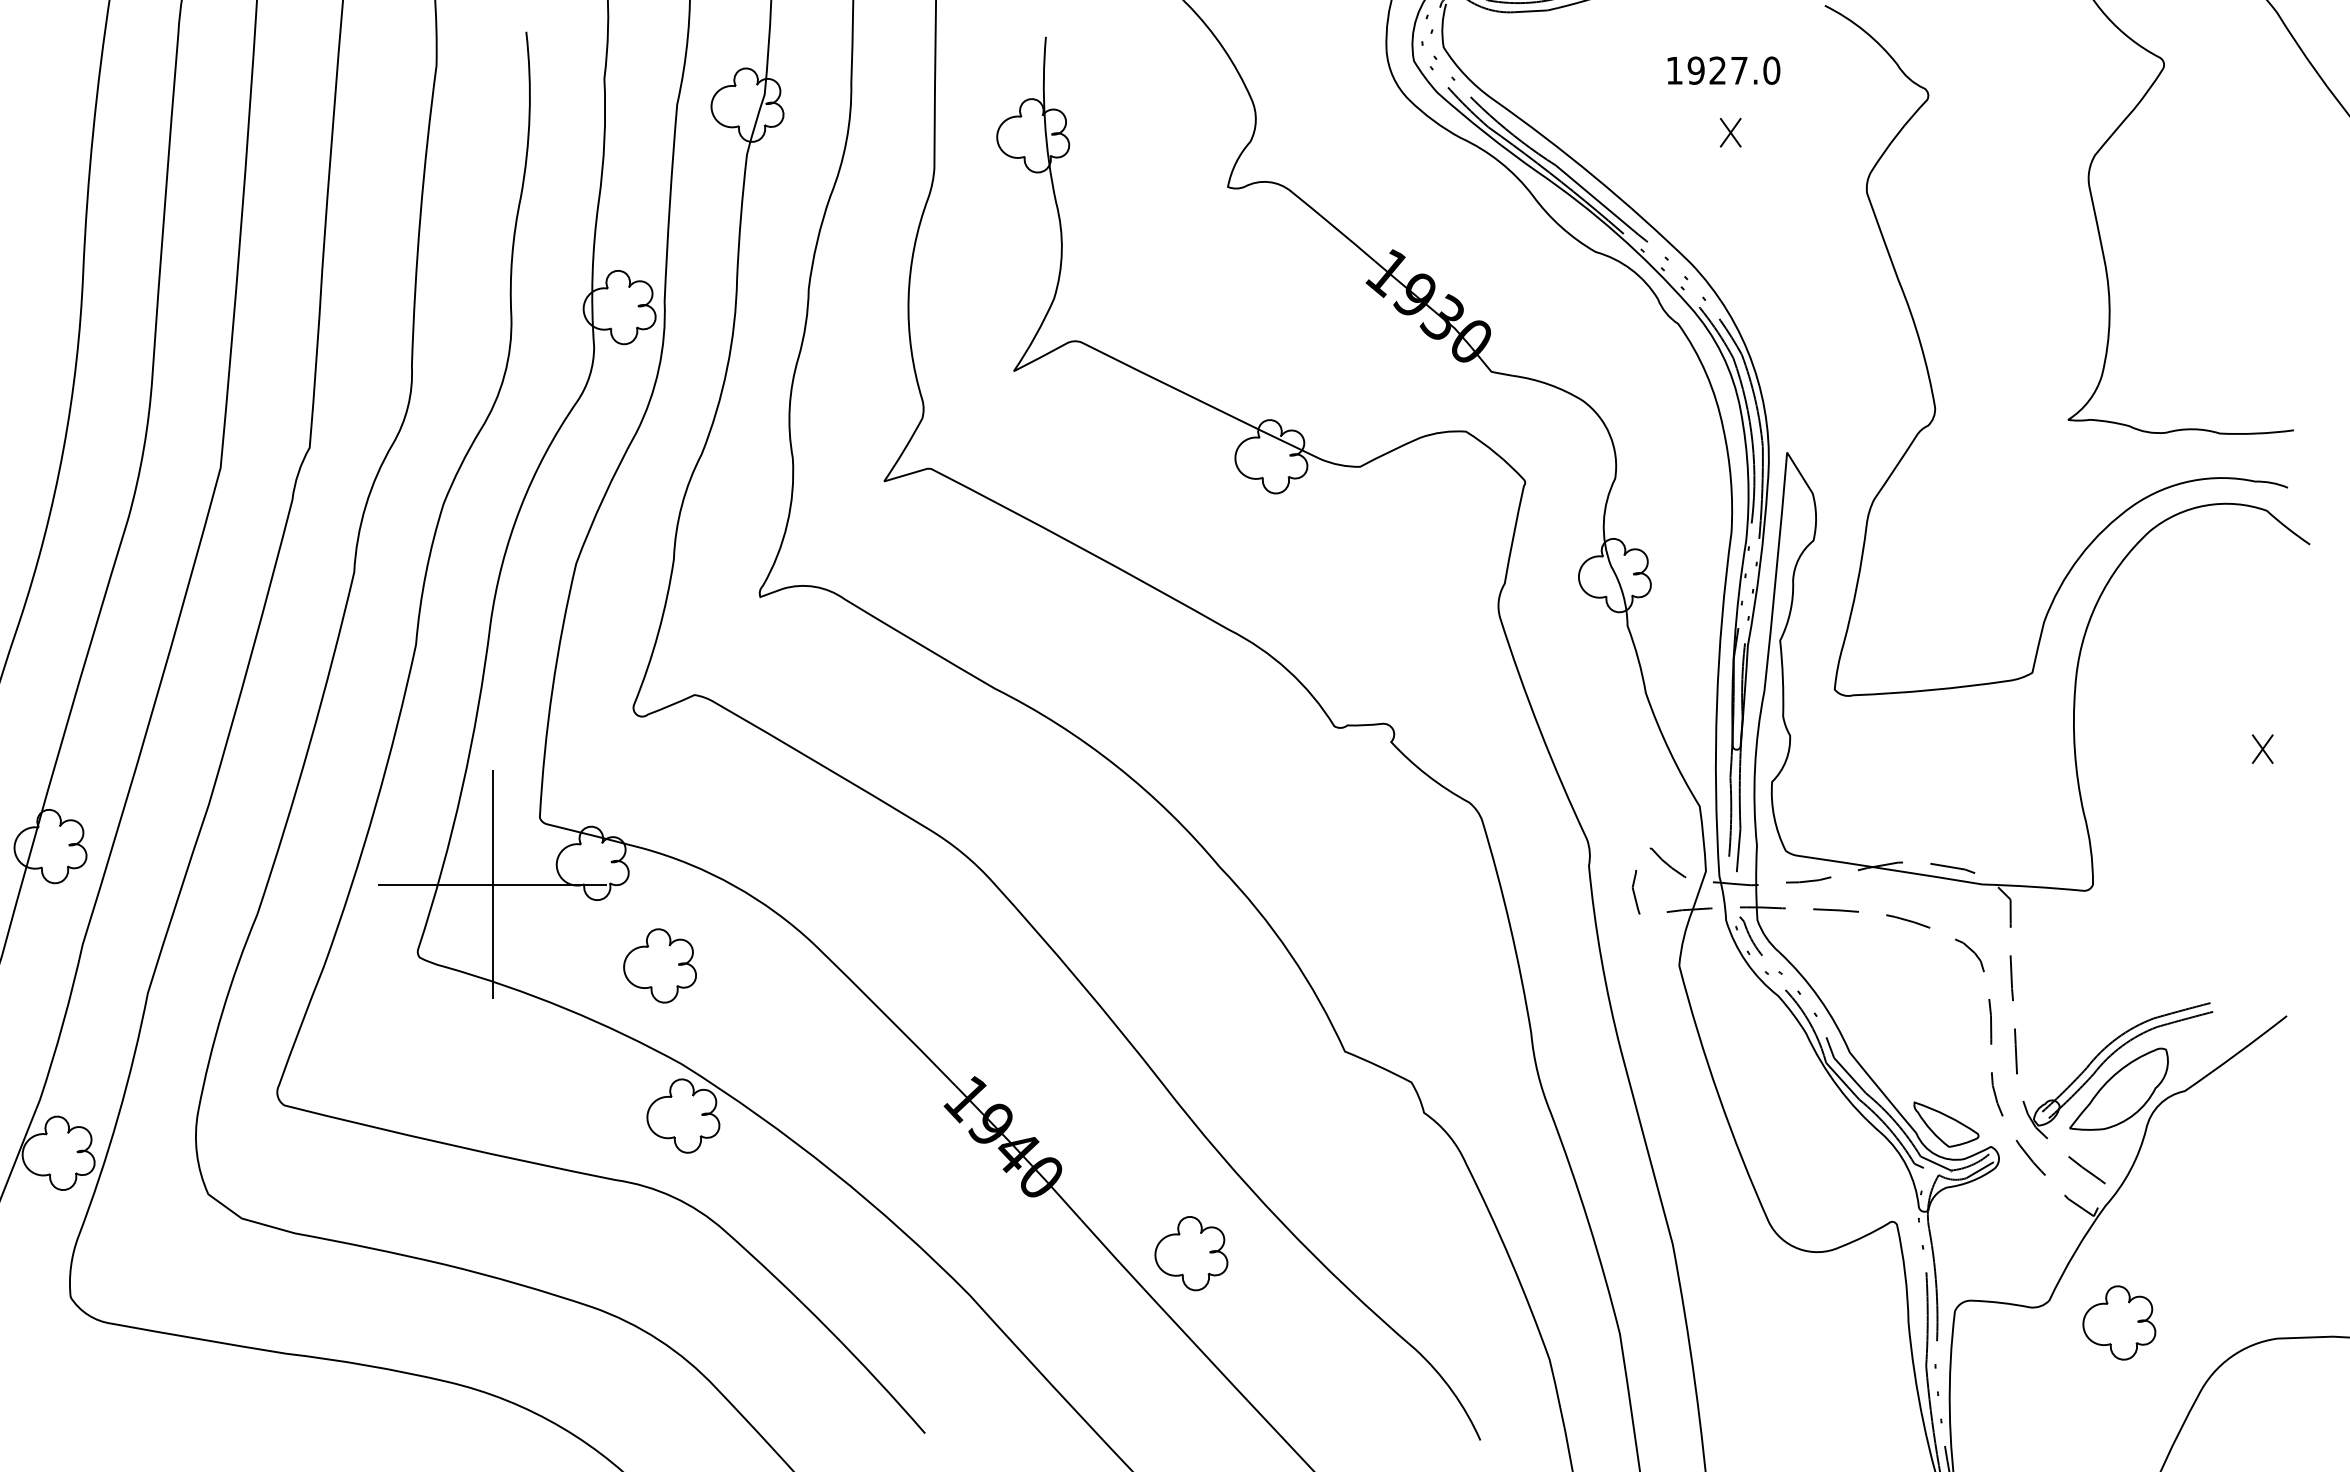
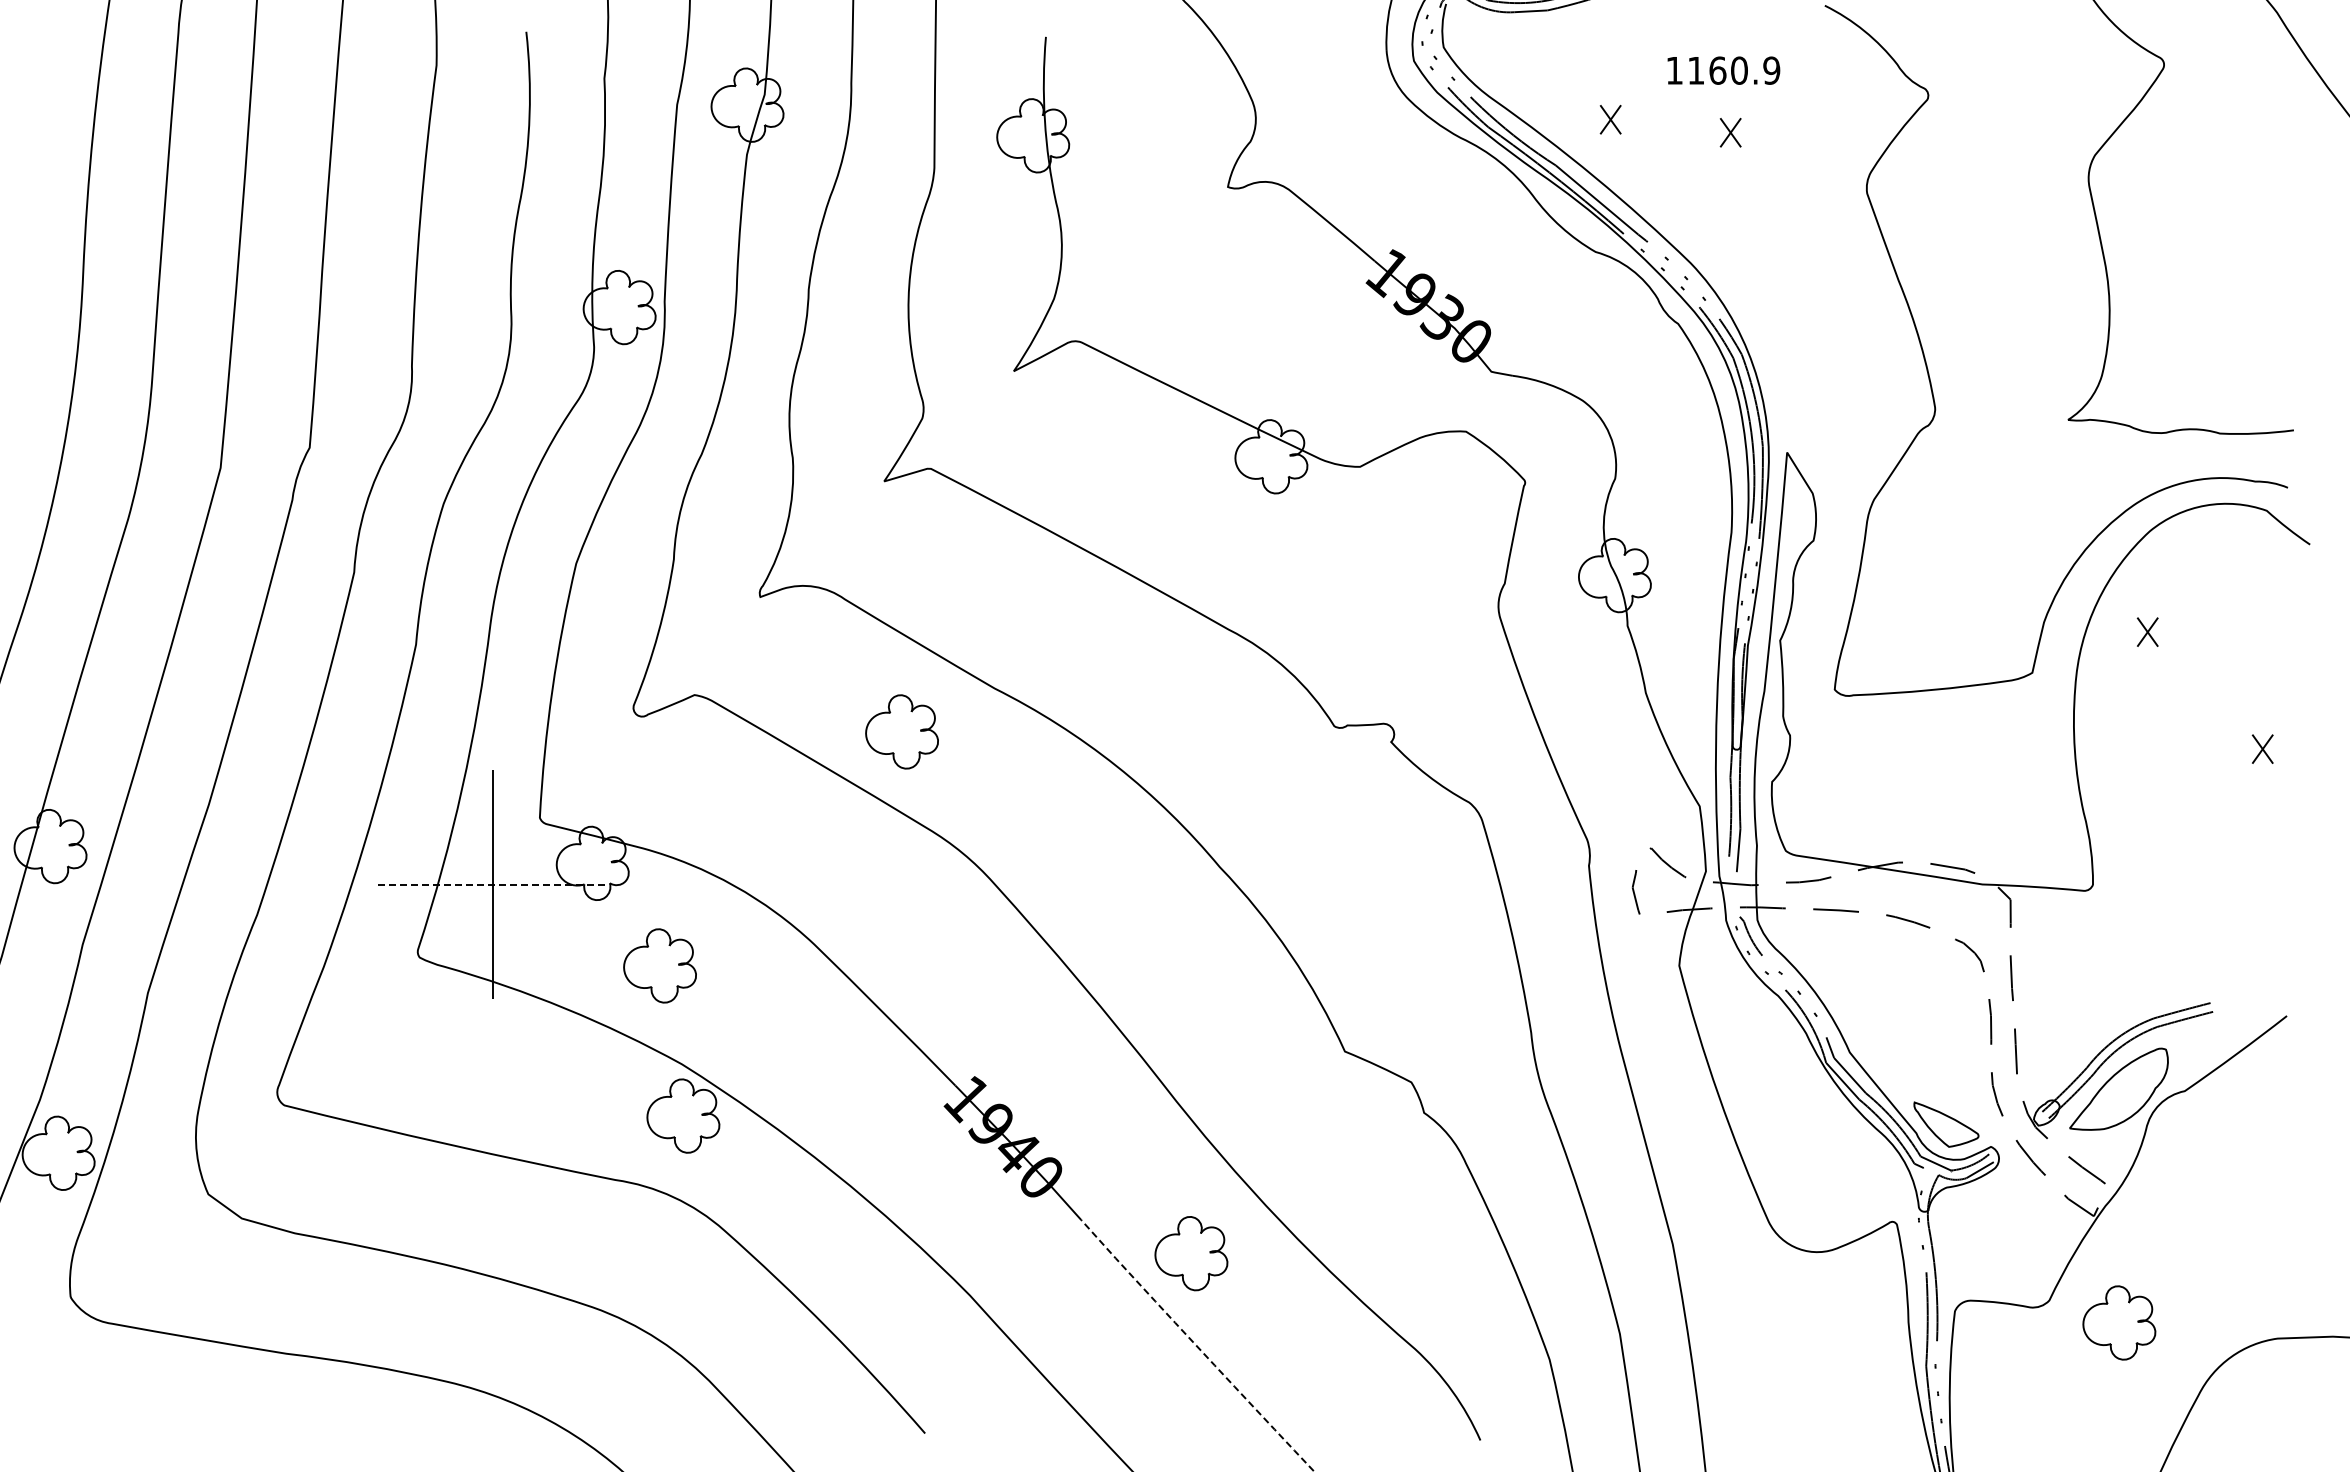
text: 1927.0 -> 1160.9 (1733, 70)
part: none -> present (1610, 119)
part: none -> present (2147, 631)
part: none -> present (901, 731)
line: solid -> dashed (492, 884)
line: solid -> dashed (1196, 1345)
